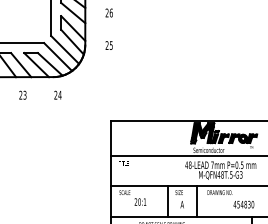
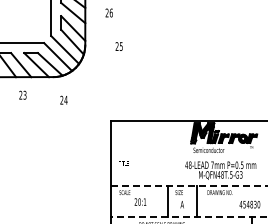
text position: (108, 45) -> (118, 46) (118, 46)
text position: (57, 94) -> (63, 99) (63, 99)
line: present -> none (187, 156)
line: solid -> dashed (189, 186)
text position: (243, 204) -> (249, 204) (249, 204)
line: solid -> dashed (188, 216)
